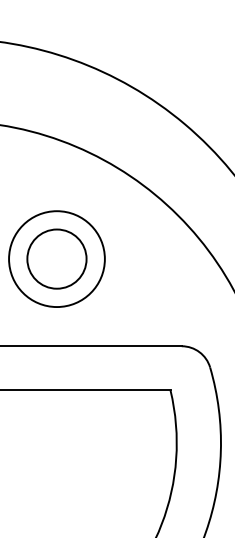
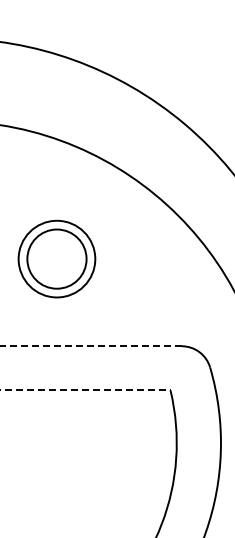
circle diameter: 96 px -> 77 px (56, 258)
line: solid -> dashed (90, 346)
line: solid -> dashed (85, 390)
